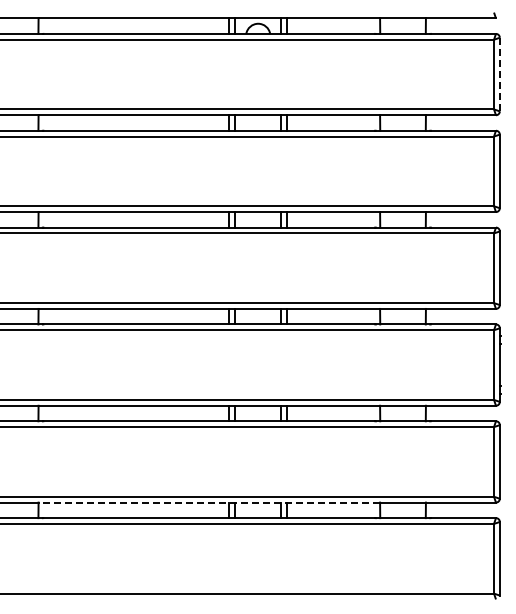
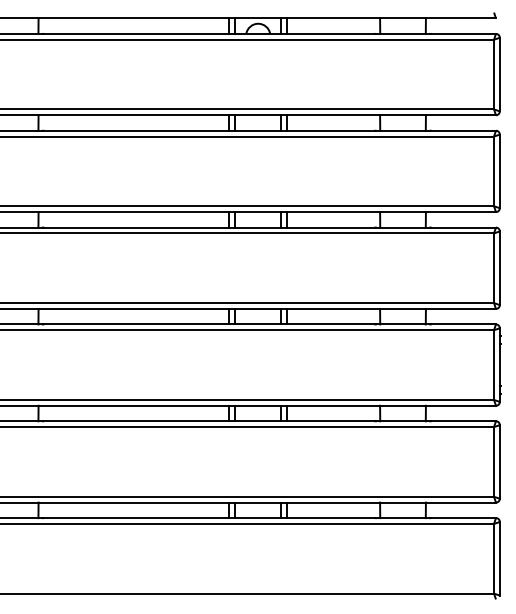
line: dashed -> solid (499, 74)
line: dashed -> solid (209, 502)
